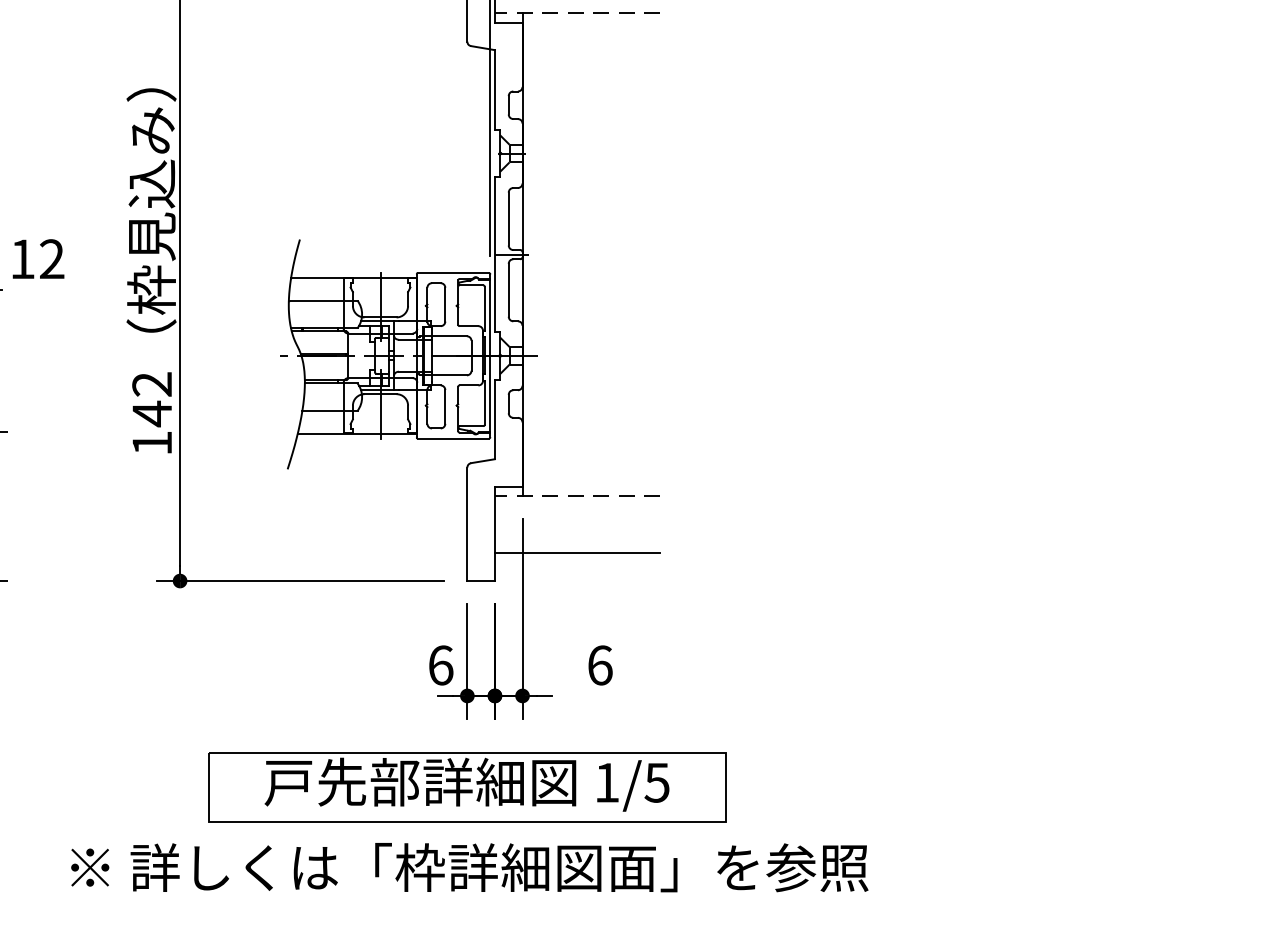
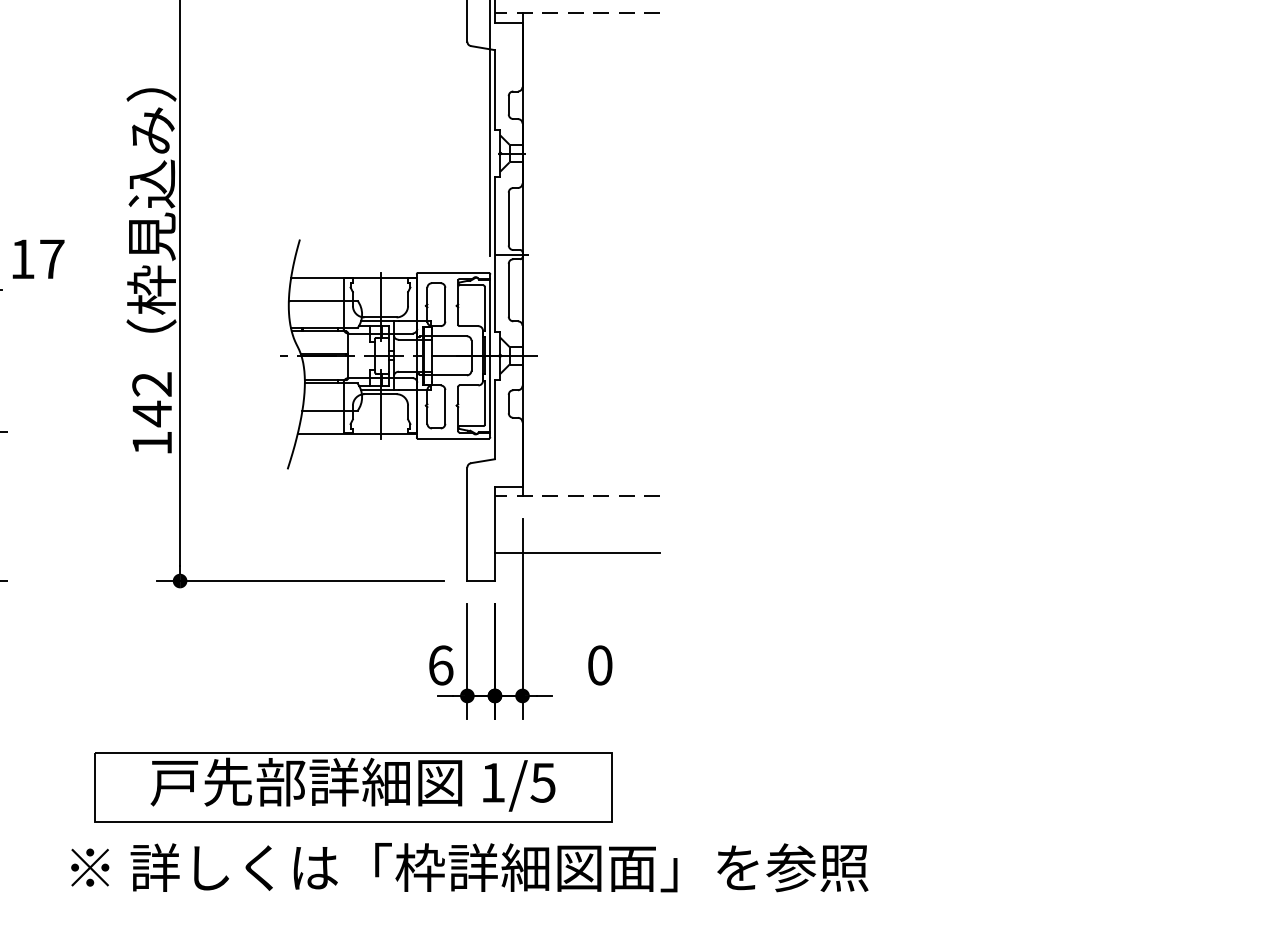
text: 12 -> 17 (52, 258)
text: 6 -> 0 (600, 665)
part position: (467, 787) -> (353, 787) (353, 787)
